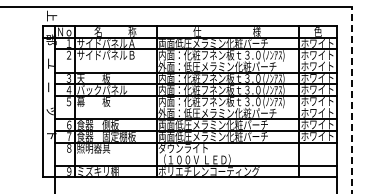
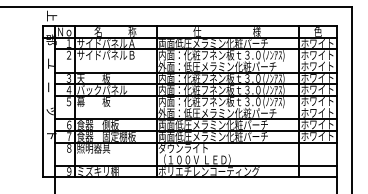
line: dashed -> solid (351, 100)
